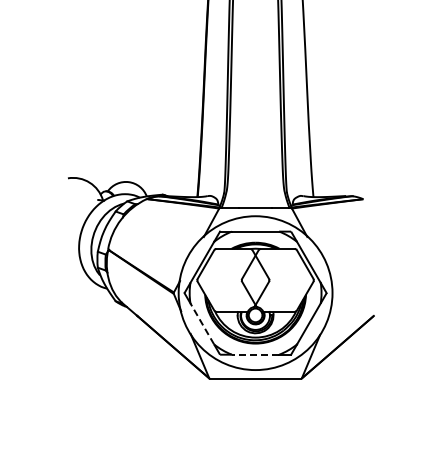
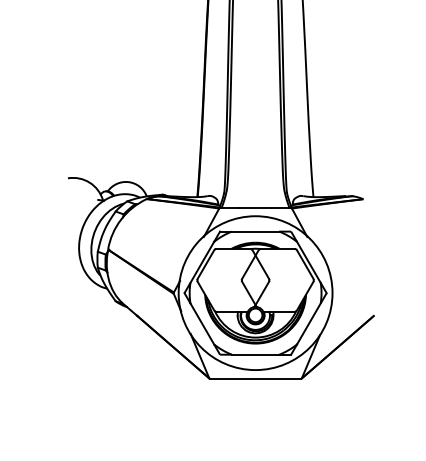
line: dashed -> solid (202, 323)
line: dashed -> solid (255, 354)
